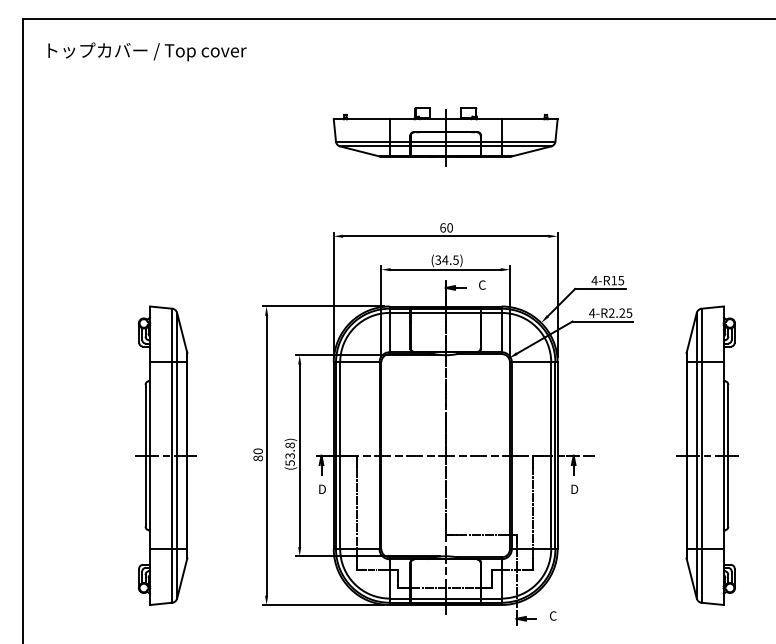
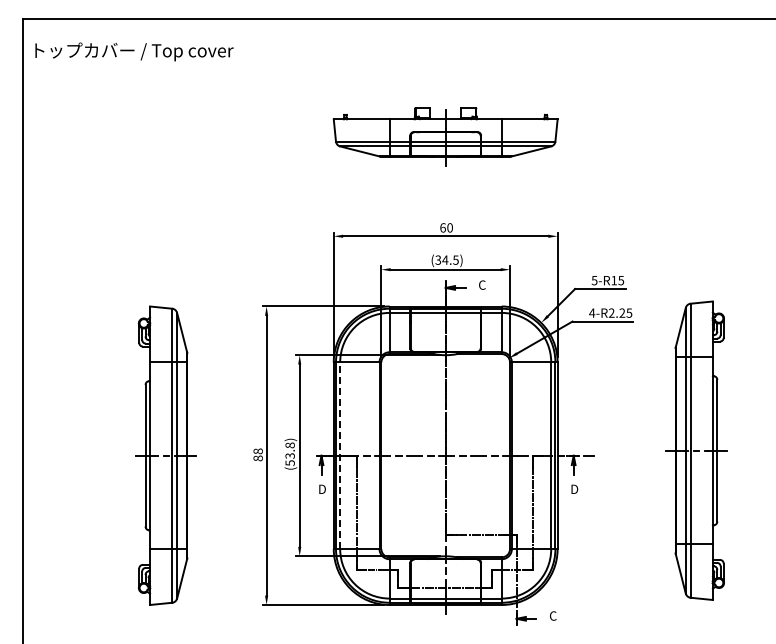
text position: (147, 51) -> (134, 51) (134, 51)
text: 4-R15 -> 5-R15 (594, 280)
text: 80 -> 88 (258, 451)
line: solid -> dashed (340, 455)
part position: (707, 455) -> (696, 450) (696, 450)
